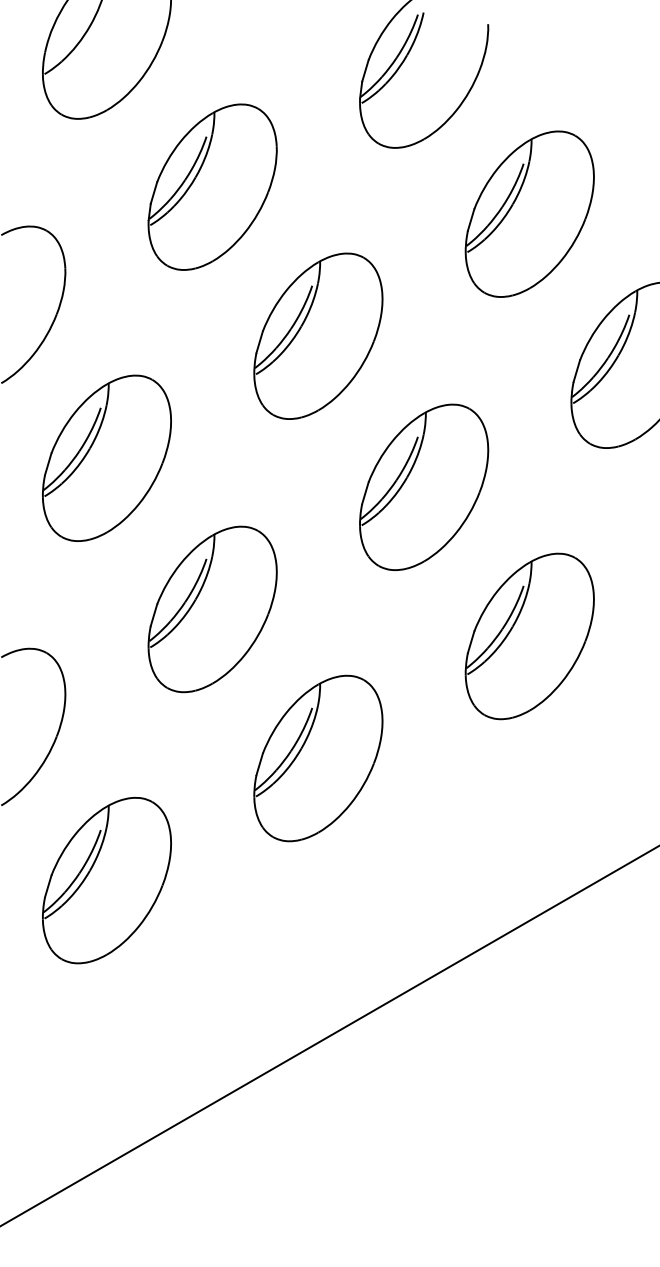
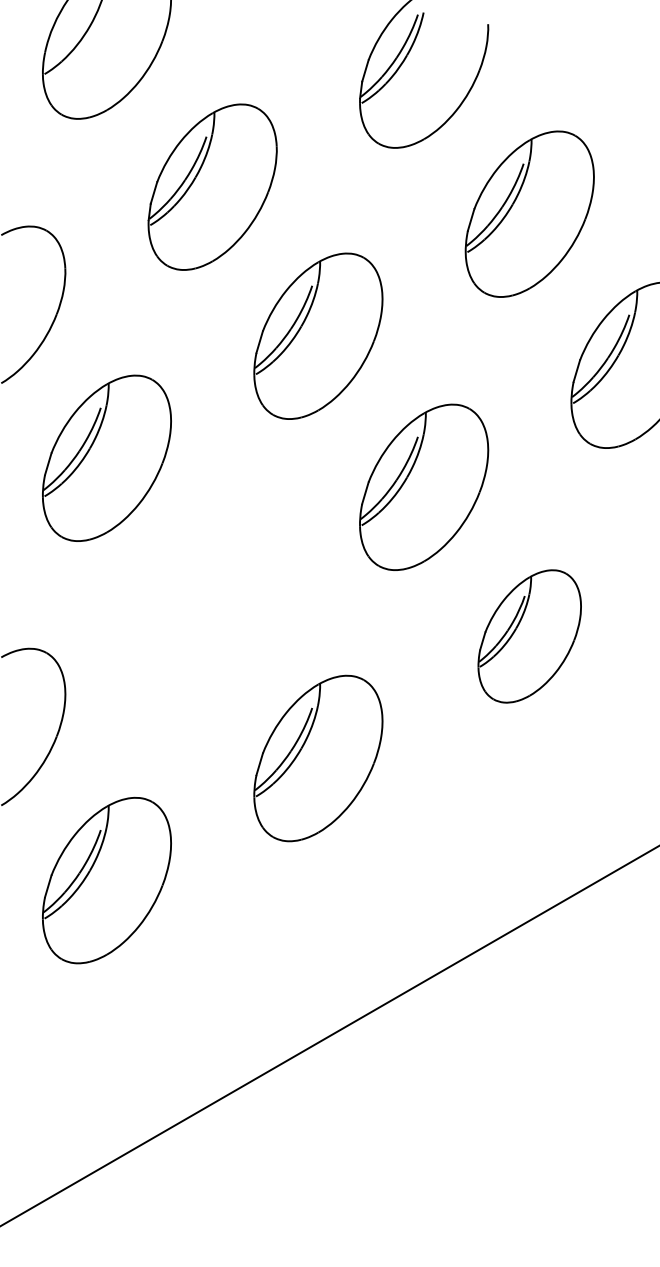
part: present -> none (212, 609)
part size: 131x169 px -> 105x135 px (529, 636)
